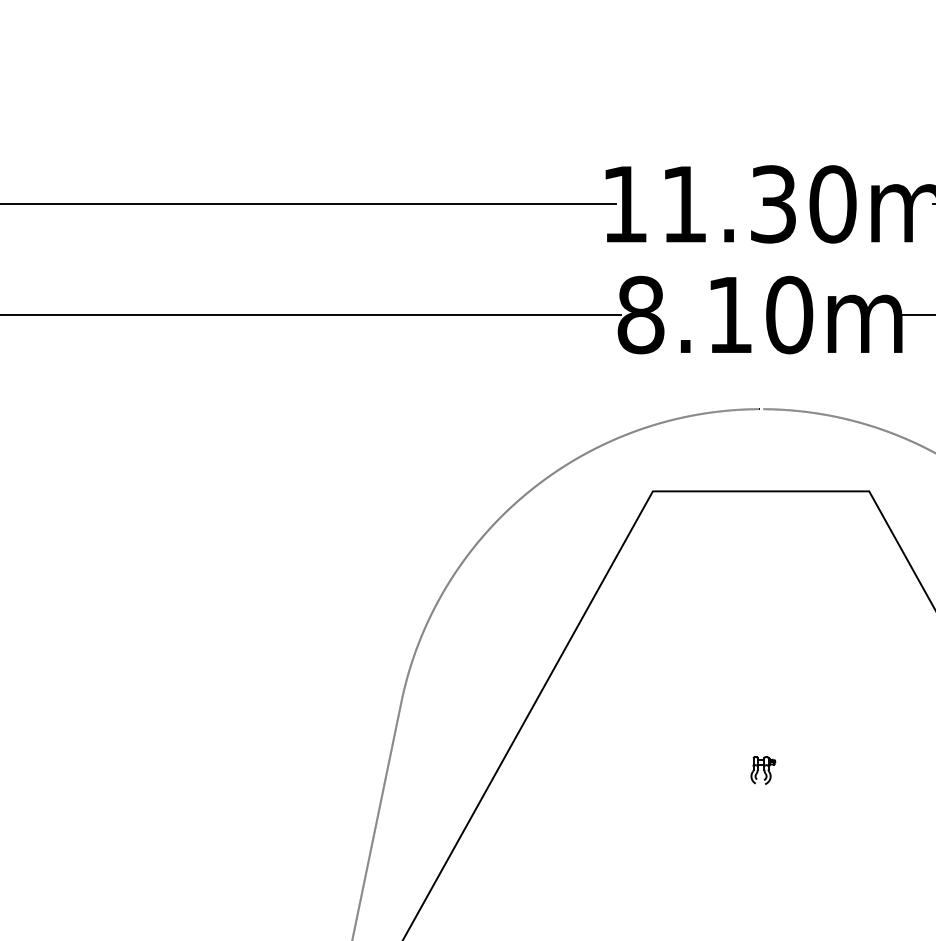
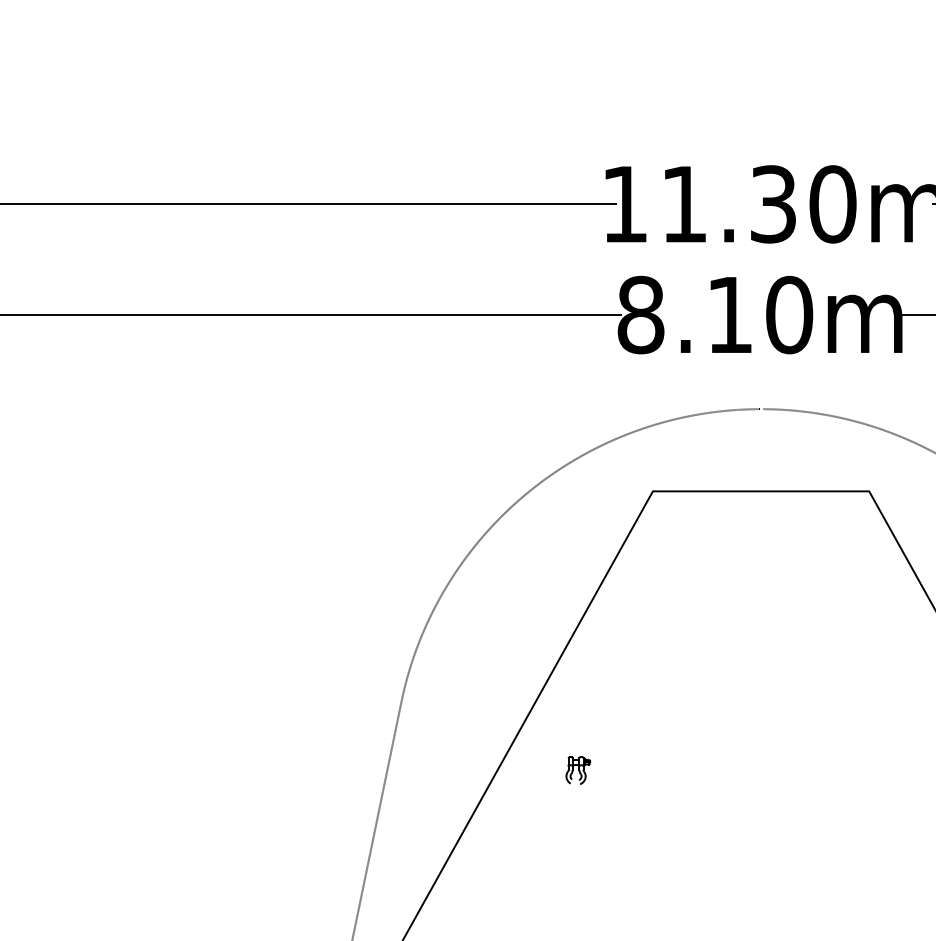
part position: (763, 770) -> (578, 770) (578, 770)
